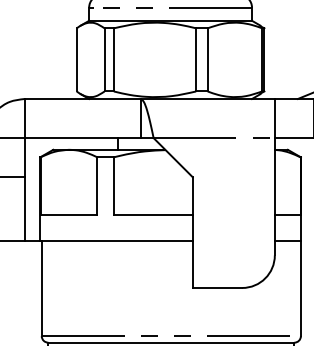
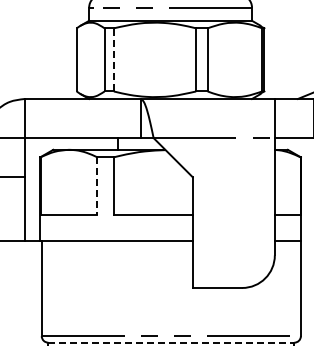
line: solid -> dashed (113, 59)
line: solid -> dashed (97, 186)
line: solid -> dashed (171, 342)
